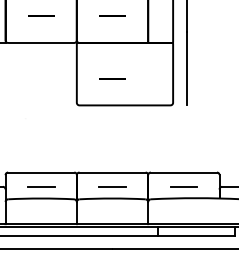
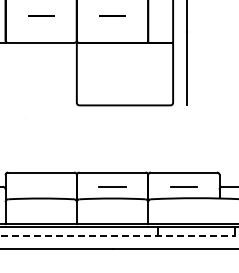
line: present -> none (112, 78)
line: present -> none (40, 186)
line: solid -> dashed (118, 235)
